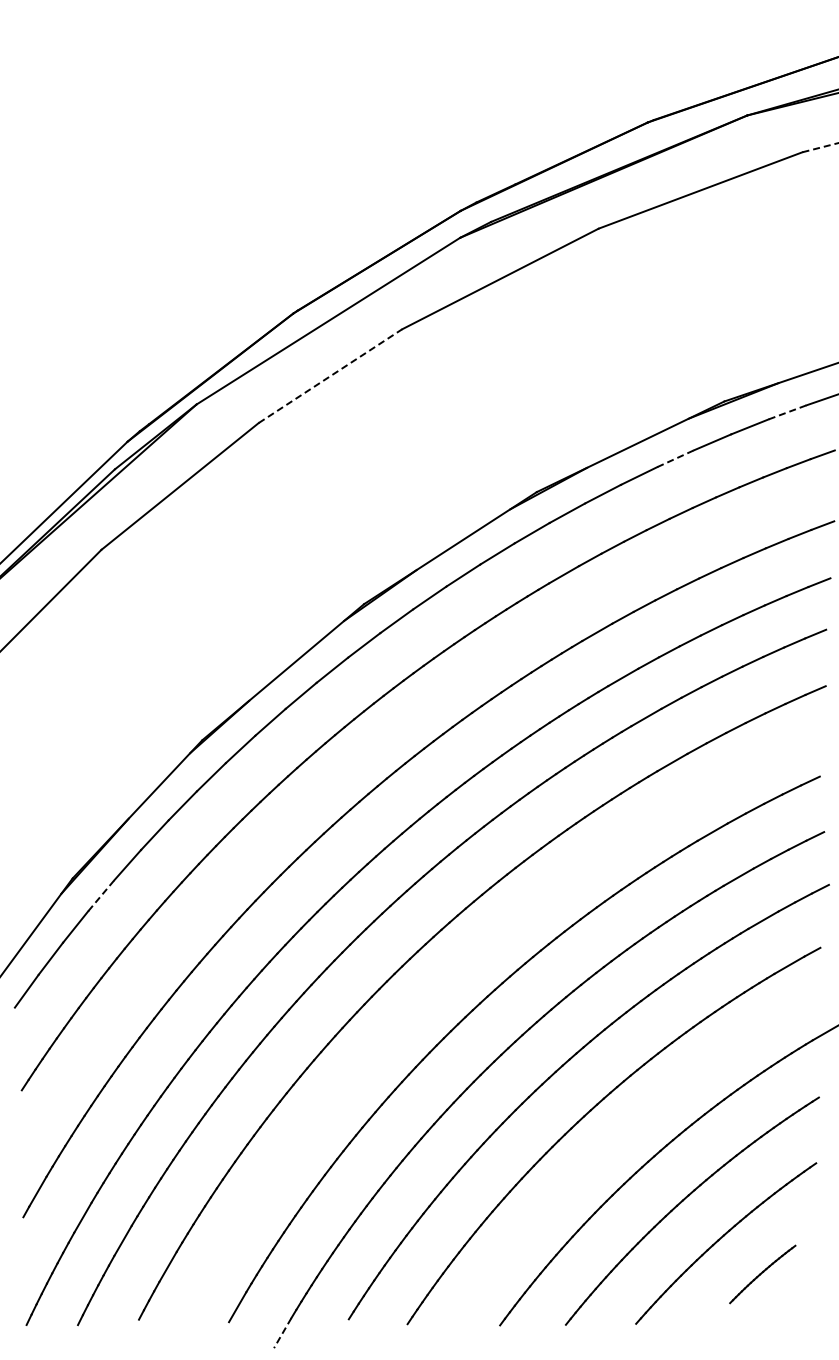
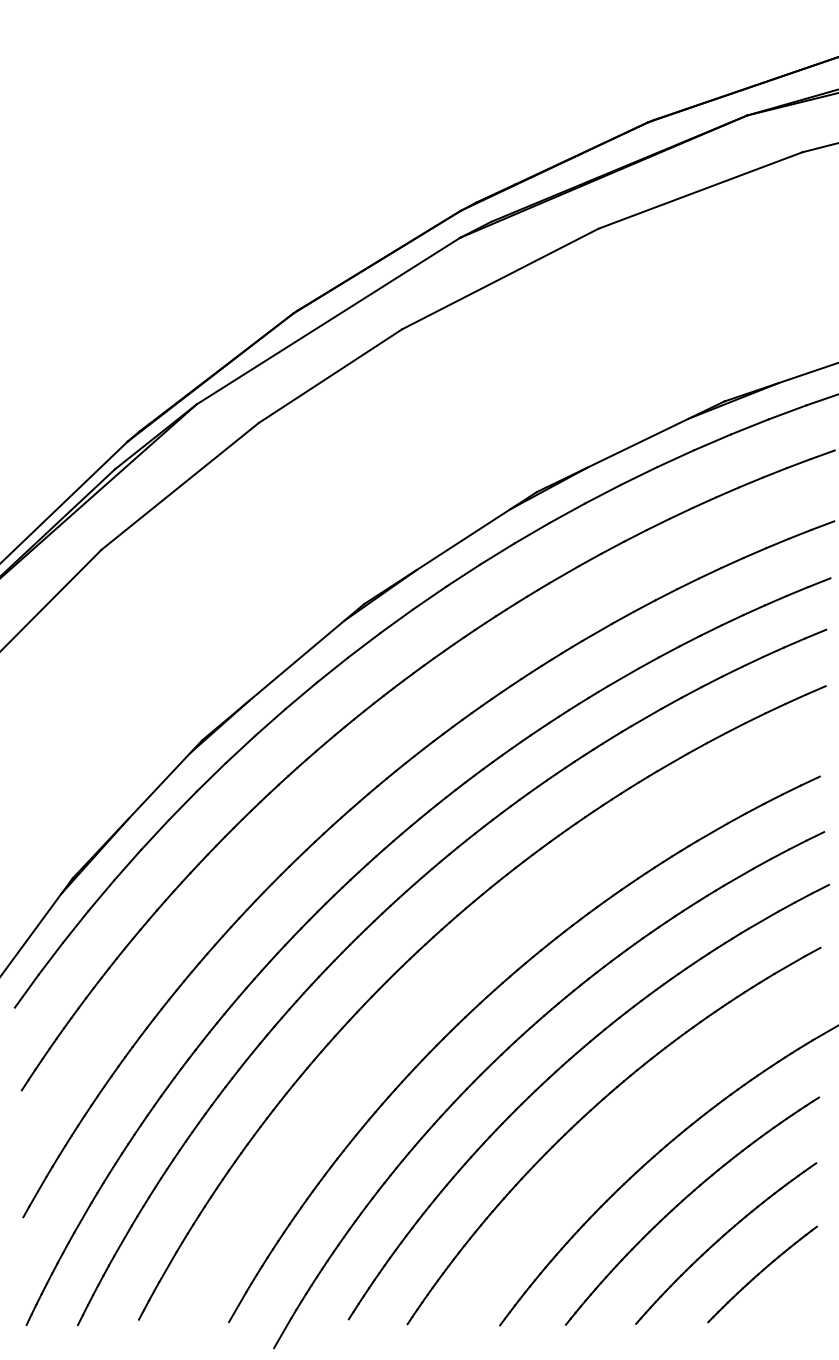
line: dashed -> solid (820, 147)
line: dashed -> solid (330, 376)
line: dashed -> solid (788, 412)
line: dashed -> solid (676, 458)
line: dashed -> solid (101, 895)
part size: 68x61 px -> 112x99 px (762, 1274)
line: dashed -> solid (282, 1333)
